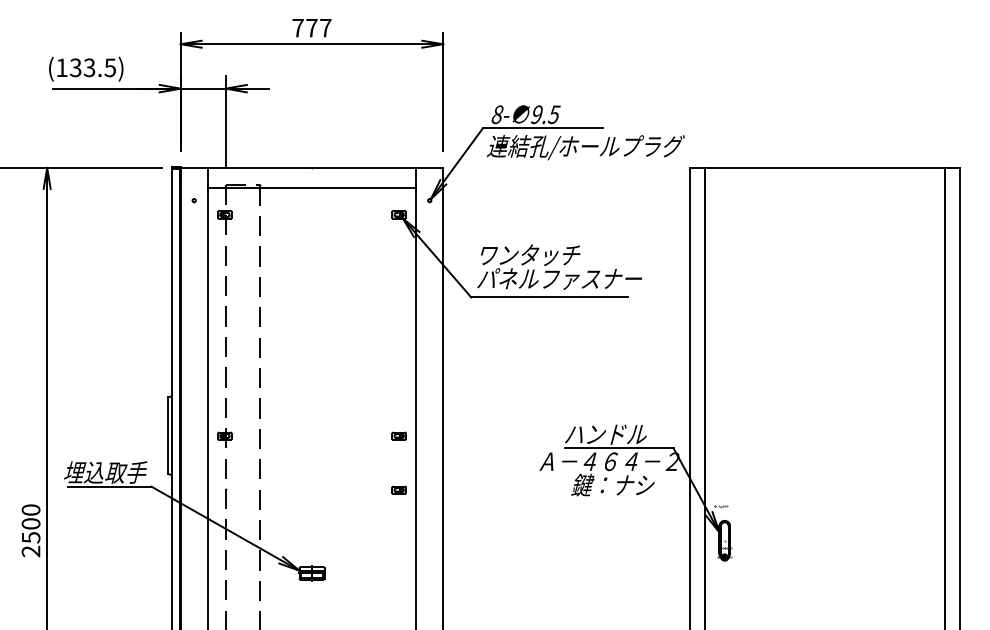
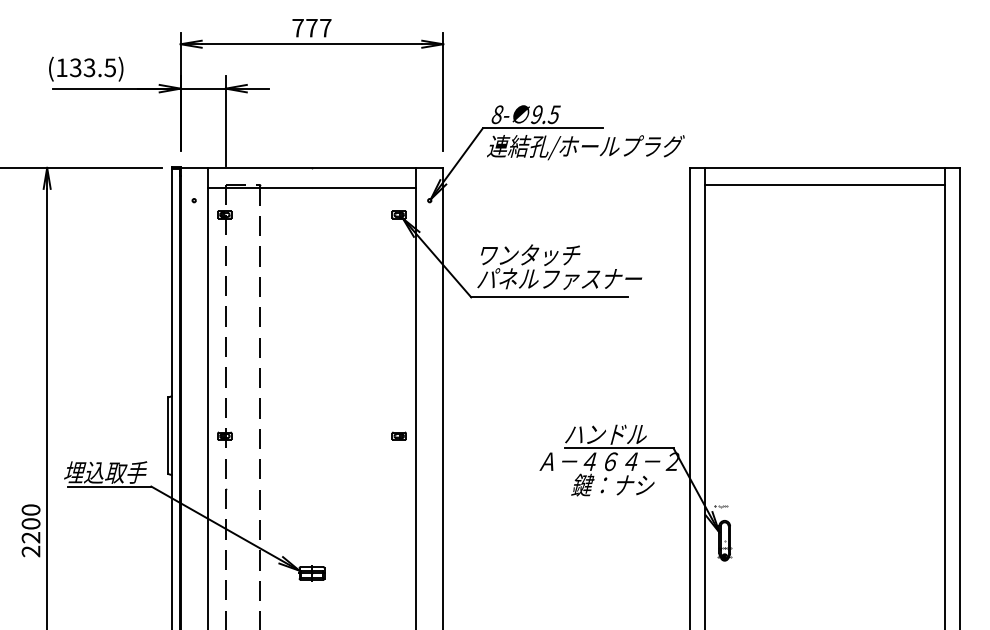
line: none -> present (825, 184)
part: present -> none (398, 489)
text: 2500 -> 2200 (30, 537)
